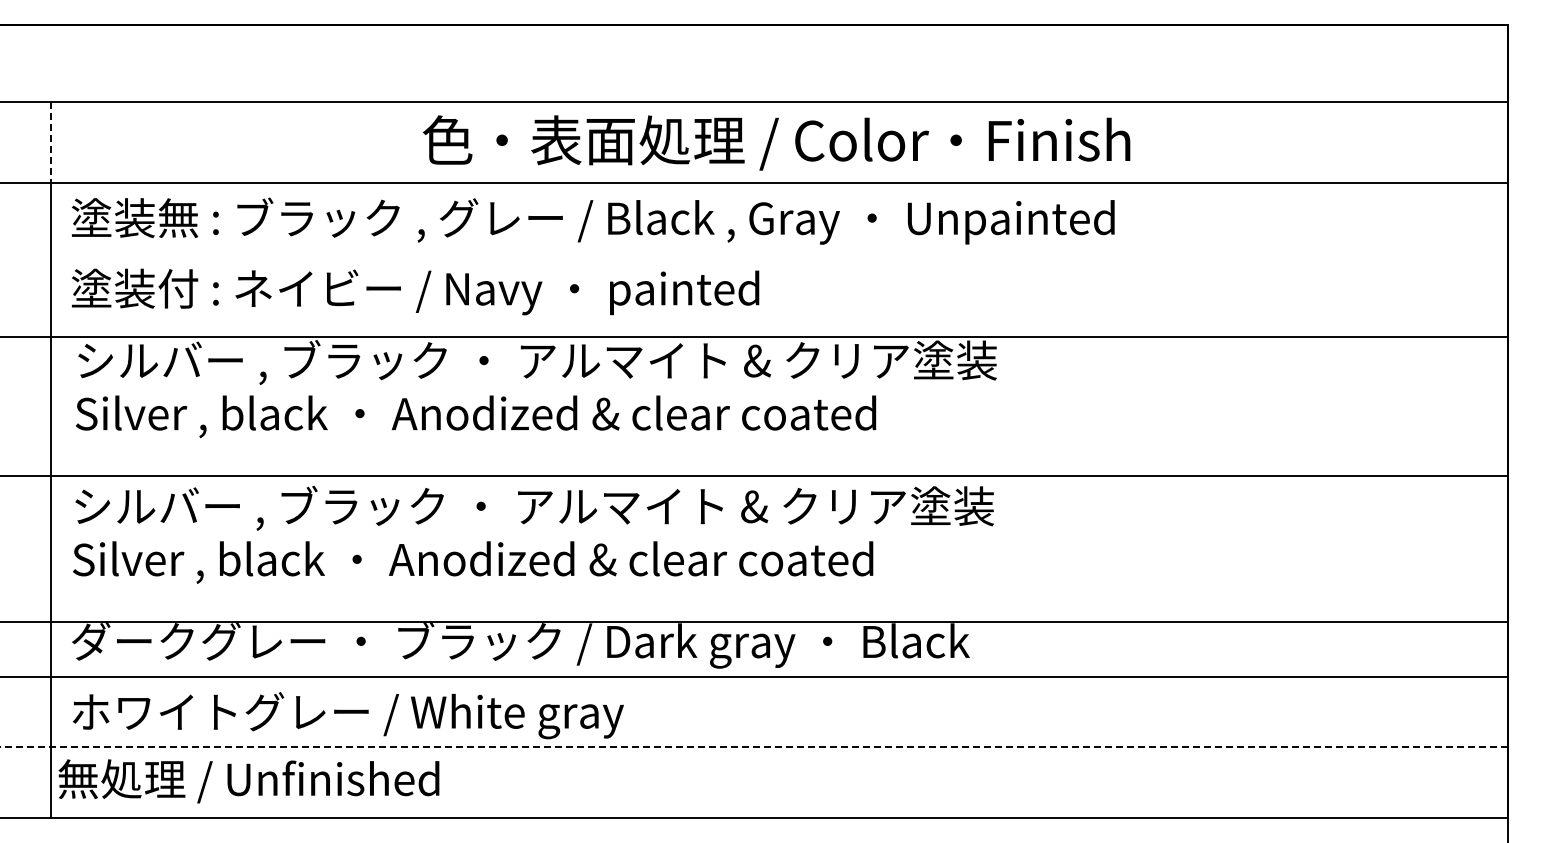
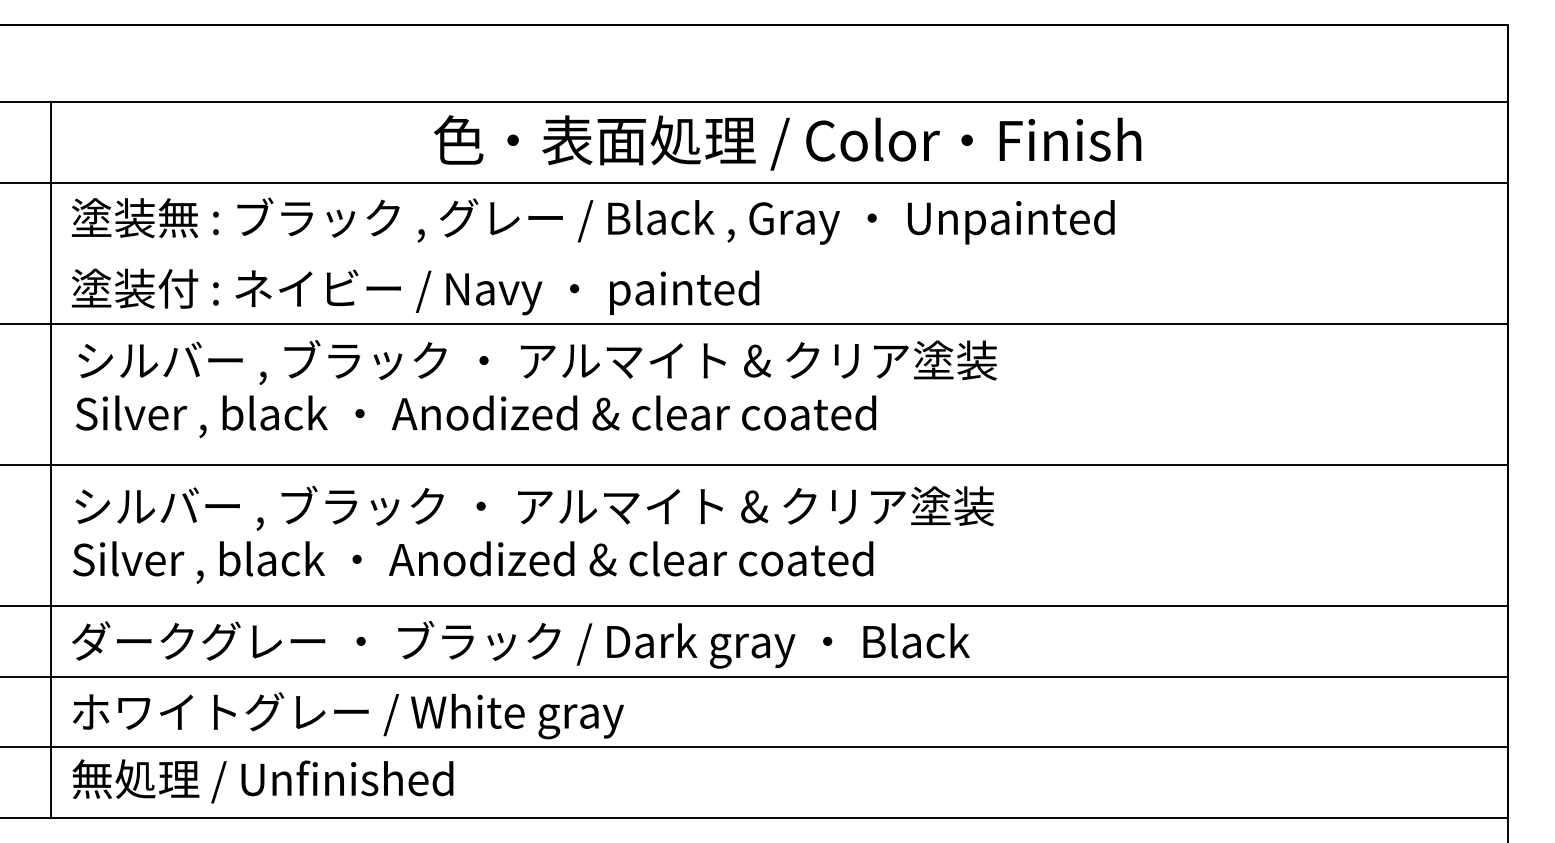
line: dashed -> solid (50, 142)
text position: (776, 142) -> (787, 142) (787, 142)
line position: (755, 336) -> (755, 323) (755, 323)
line position: (755, 475) -> (755, 464) (755, 464)
line position: (755, 622) -> (755, 606) (755, 606)
line: dashed -> solid (754, 747)
text position: (248, 781) -> (262, 781) (262, 781)
